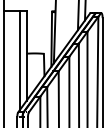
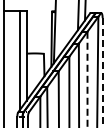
line: solid -> dashed (102, 73)
line: solid -> dashed (87, 79)
